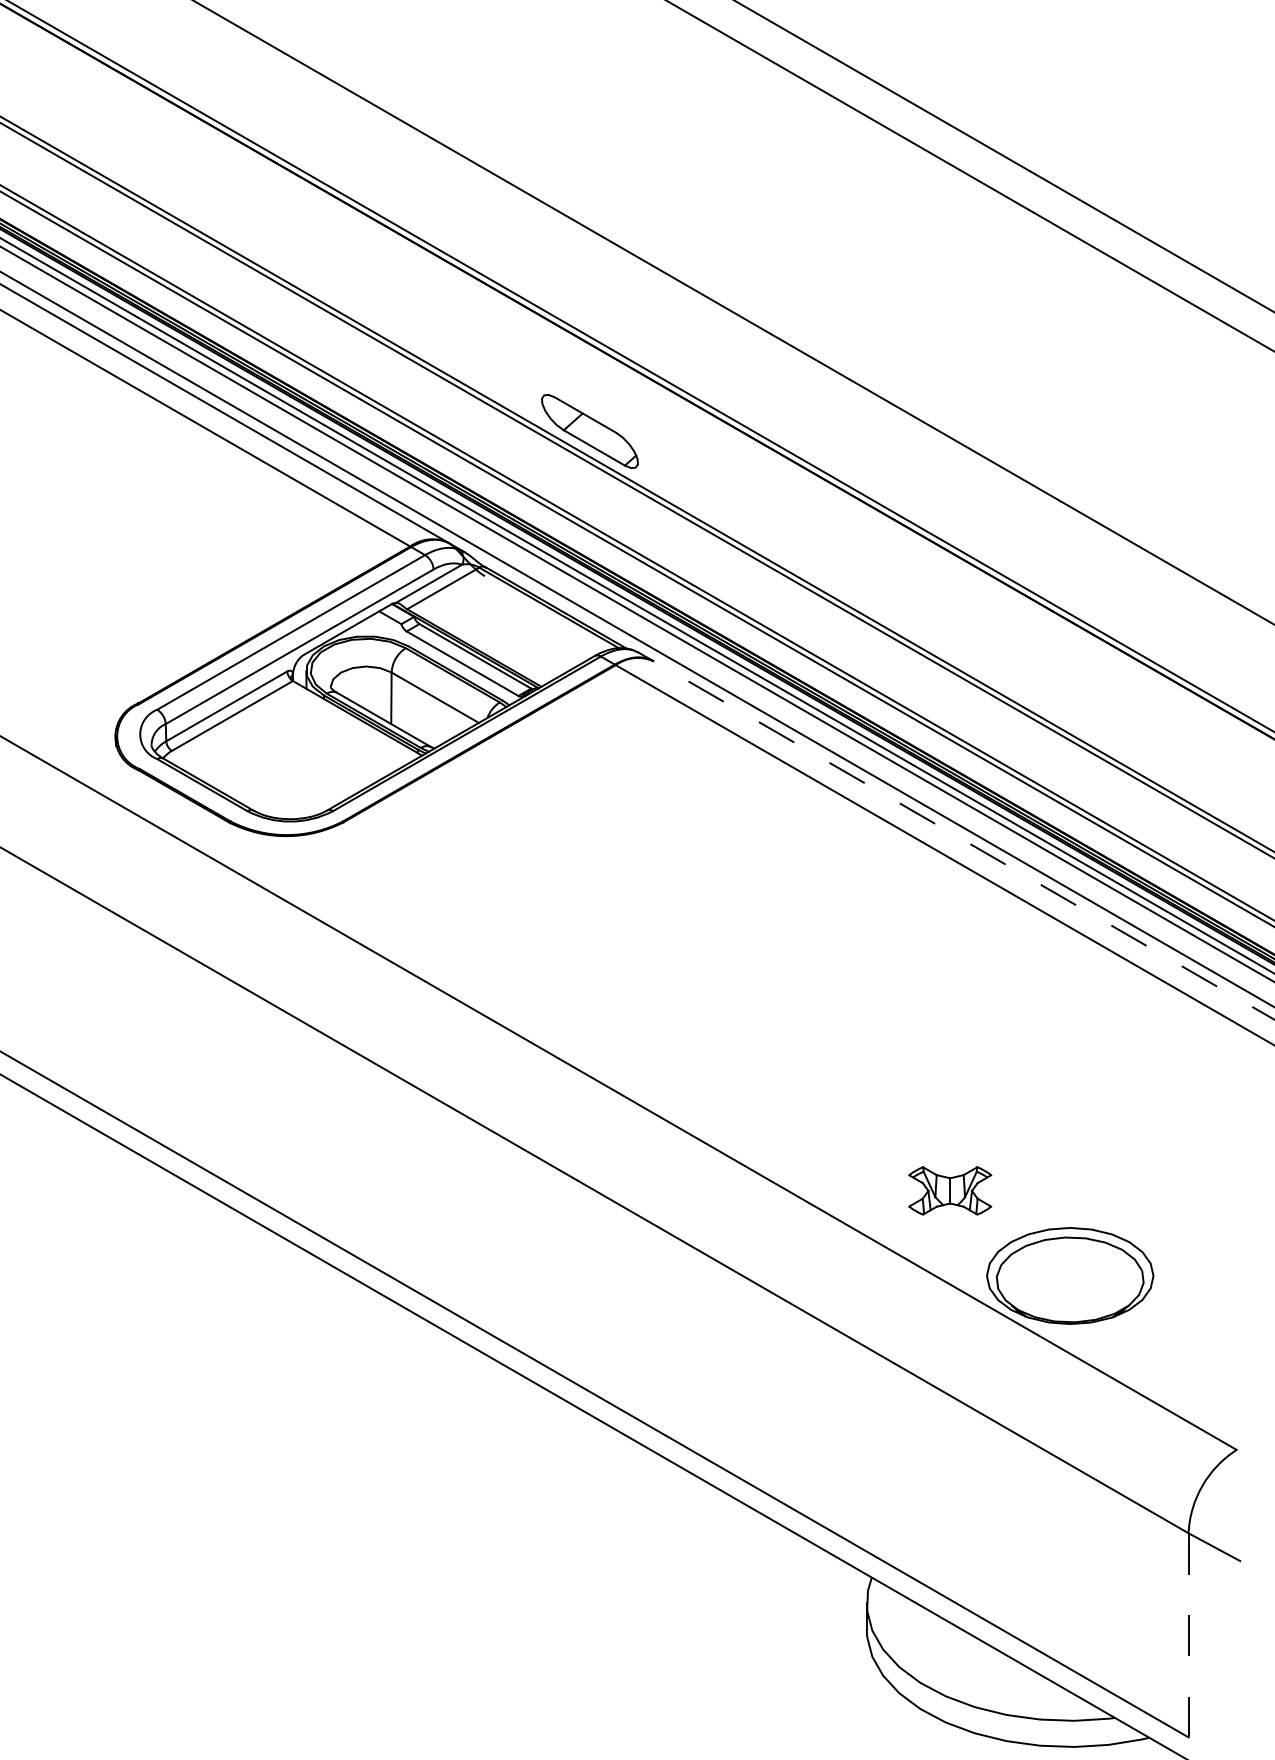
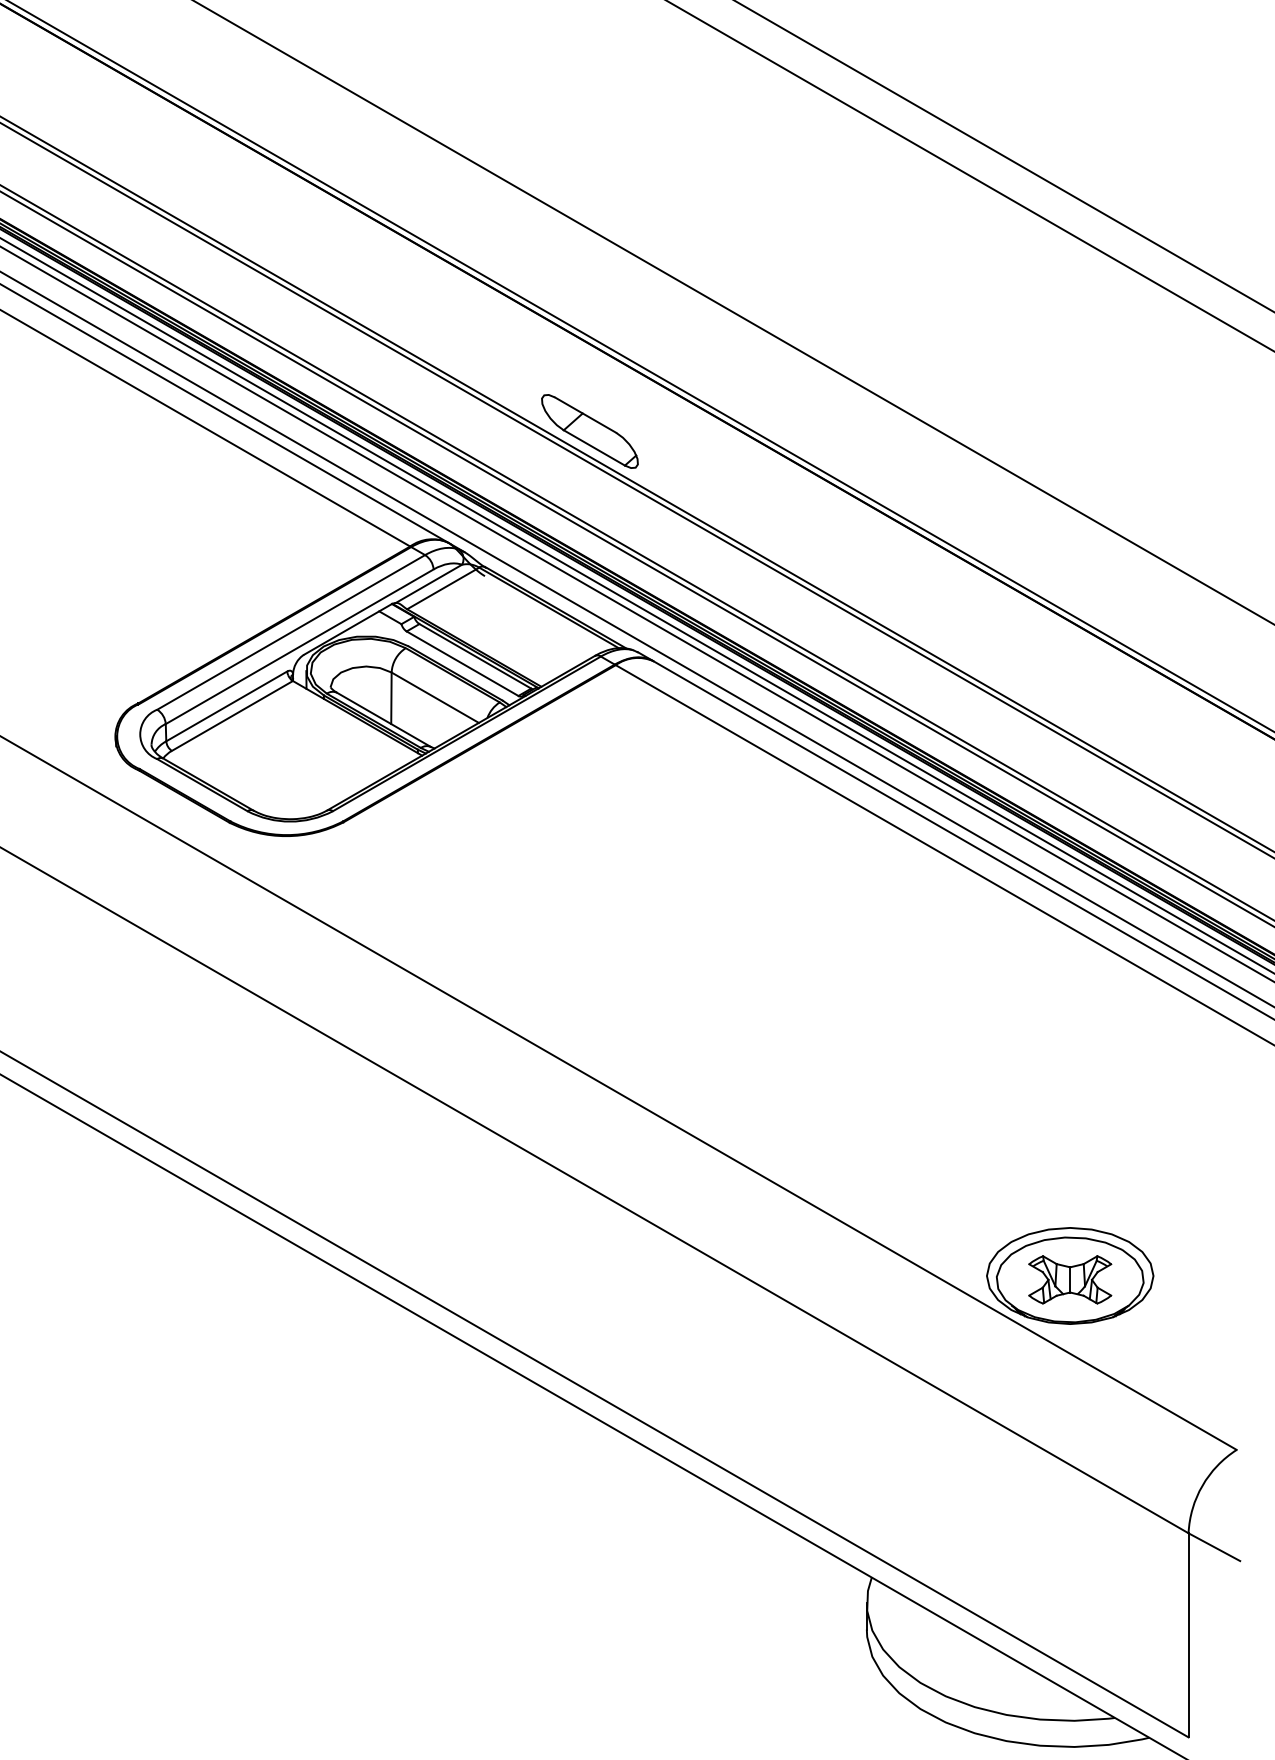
line: dashed -> solid (963, 840)
part position: (950, 1190) -> (1070, 1279) (1070, 1279)
line: dashed -> solid (1188, 1634)
